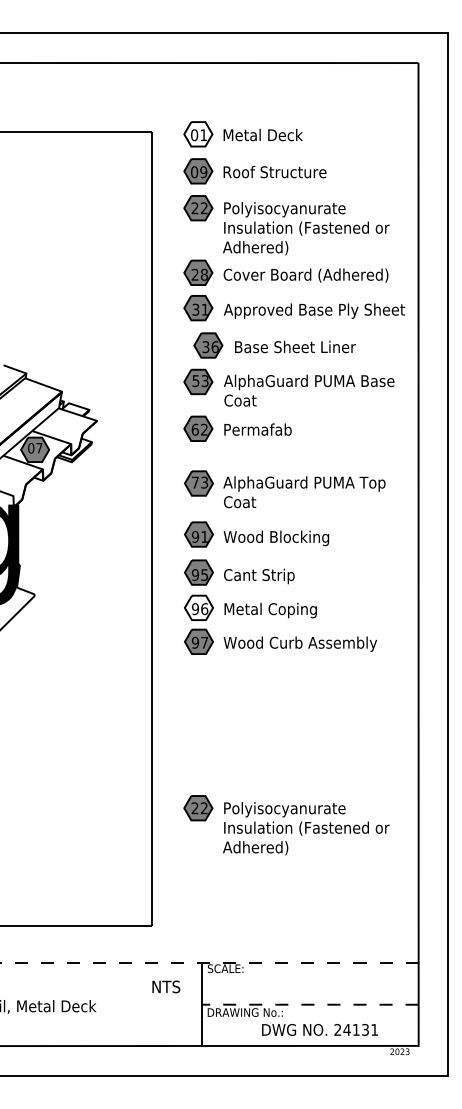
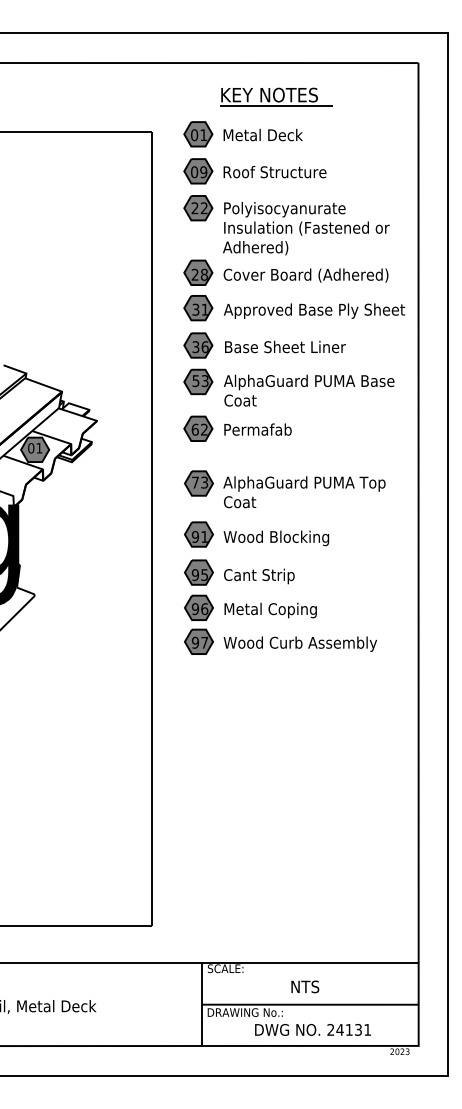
part: none -> present (276, 96)
fill: none -> present (198, 134)
part position: (274, 345) -> (264, 345) (264, 345)
text: 07 -> 01 (39, 448)
fill: none -> present (198, 607)
part: present -> none (286, 825)
line: dashed -> solid (209, 962)
text position: (166, 986) -> (305, 986) (305, 986)
line: dashed -> solid (309, 1004)
text position: (319, 1029) -> (312, 1029) (312, 1029)
